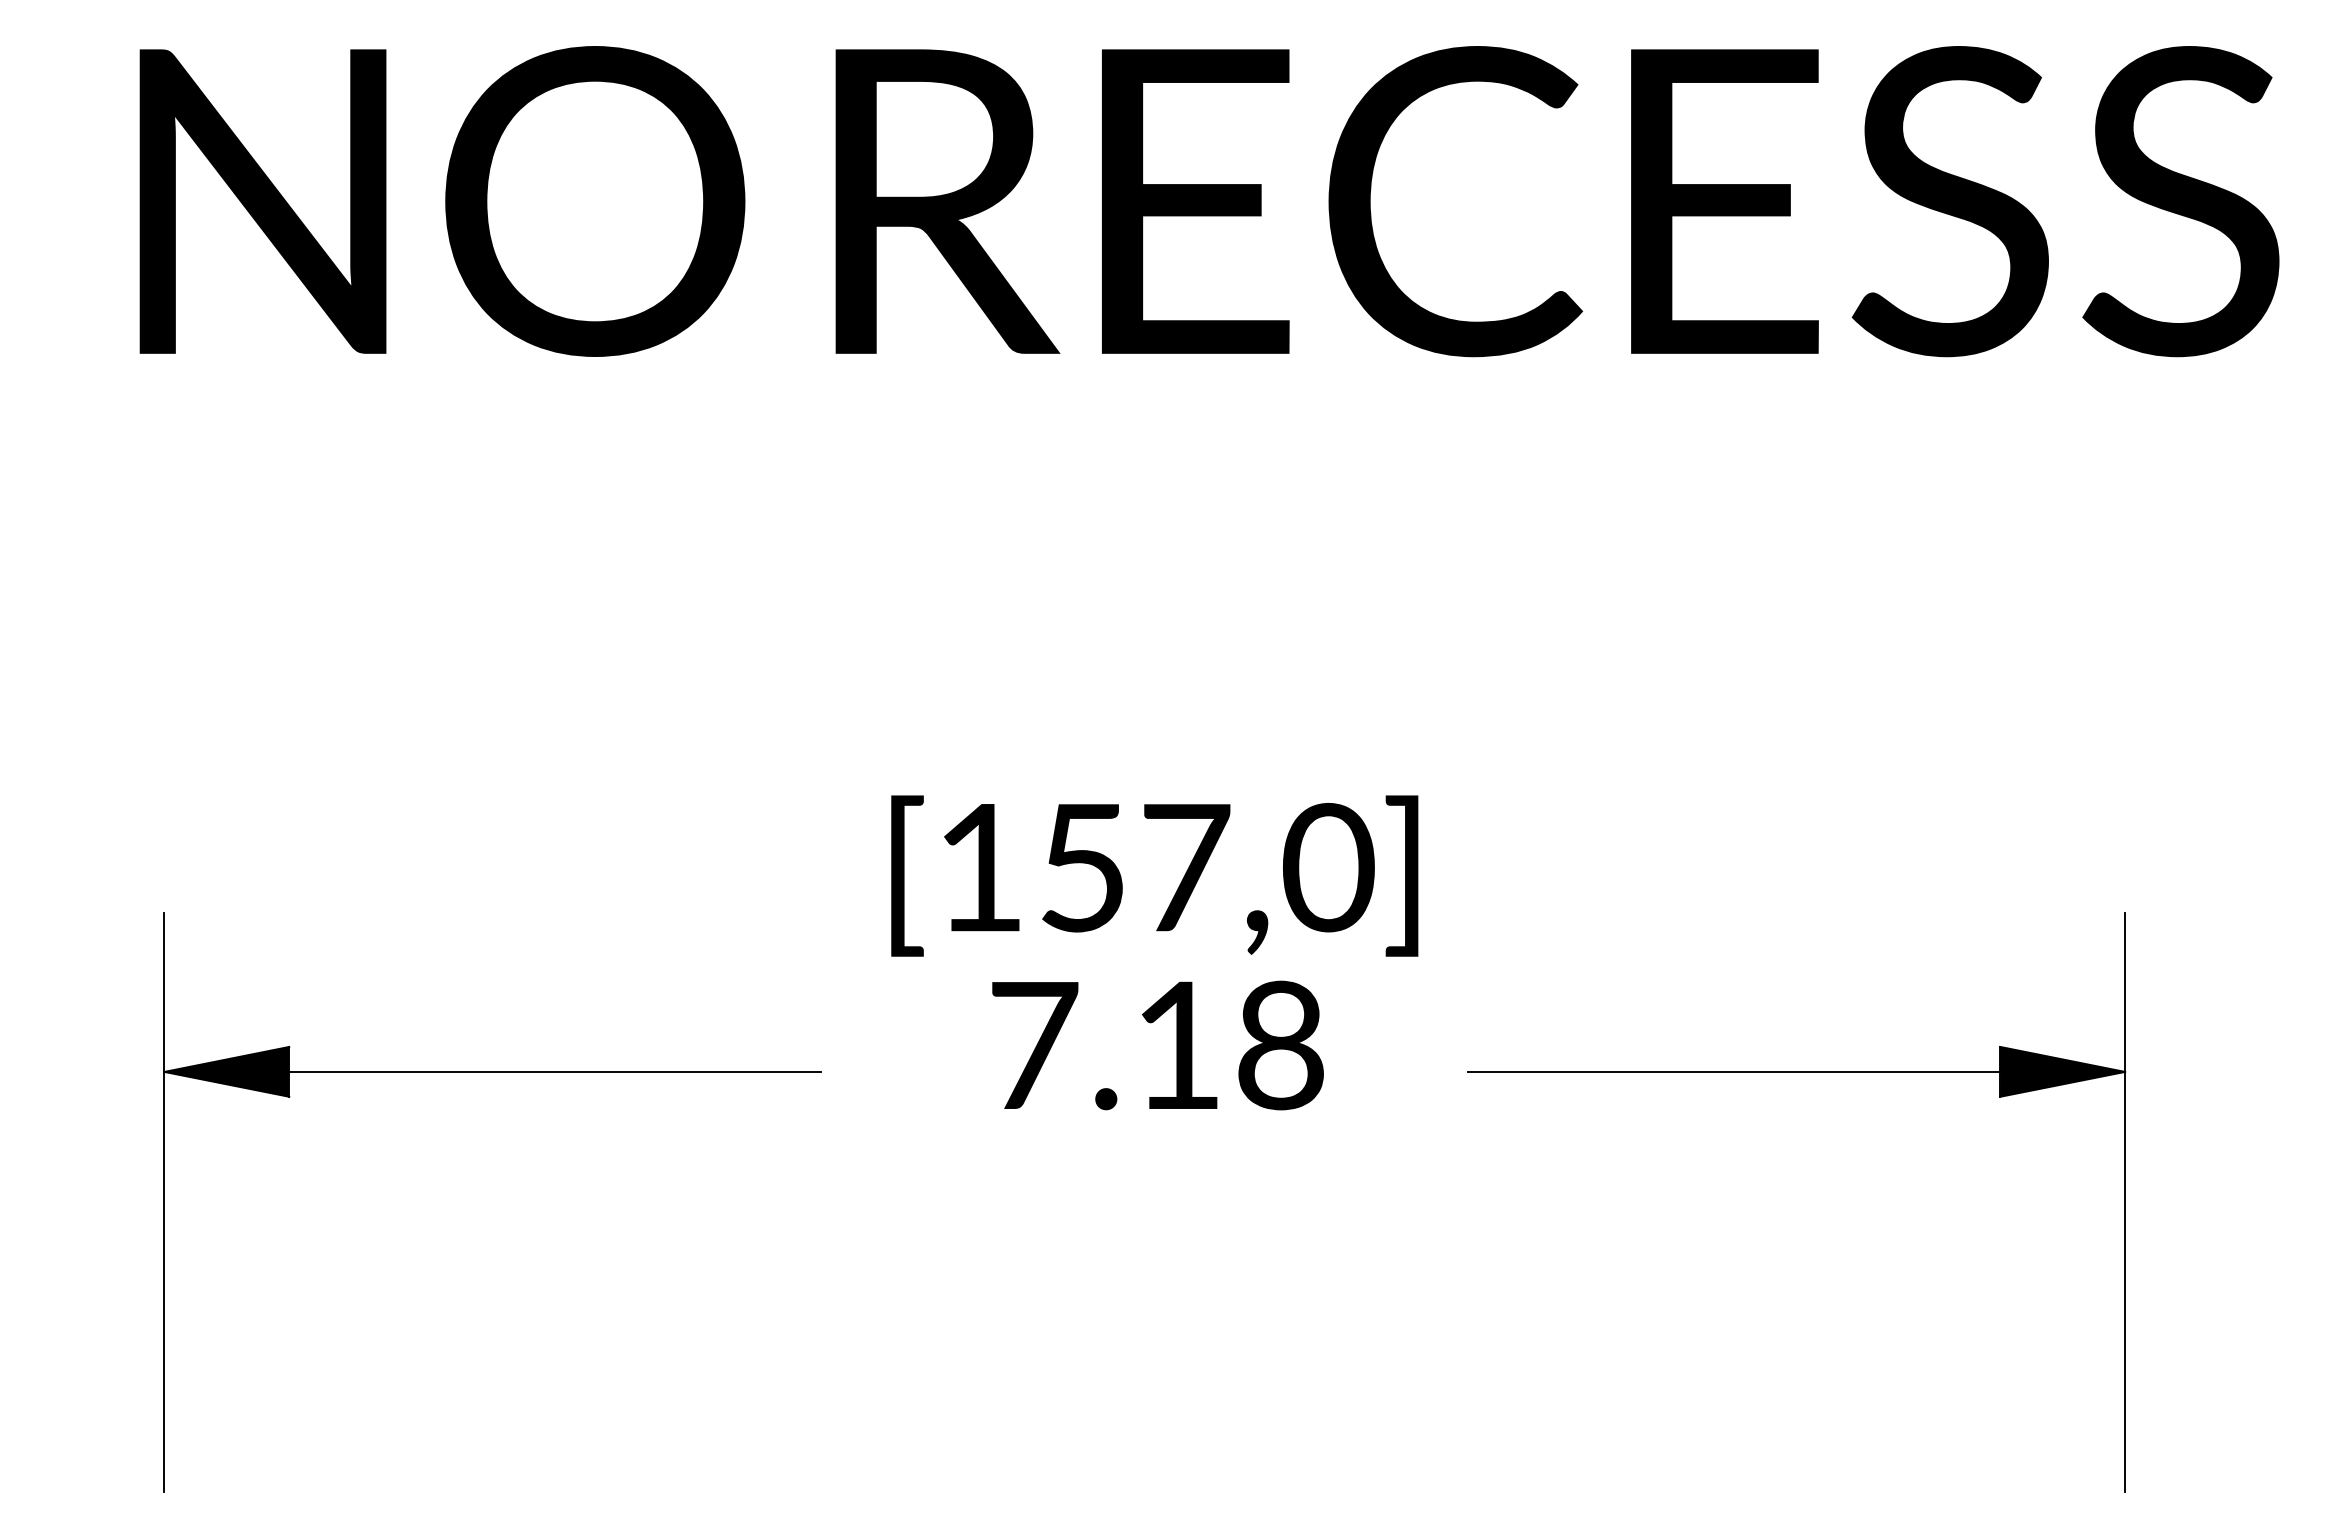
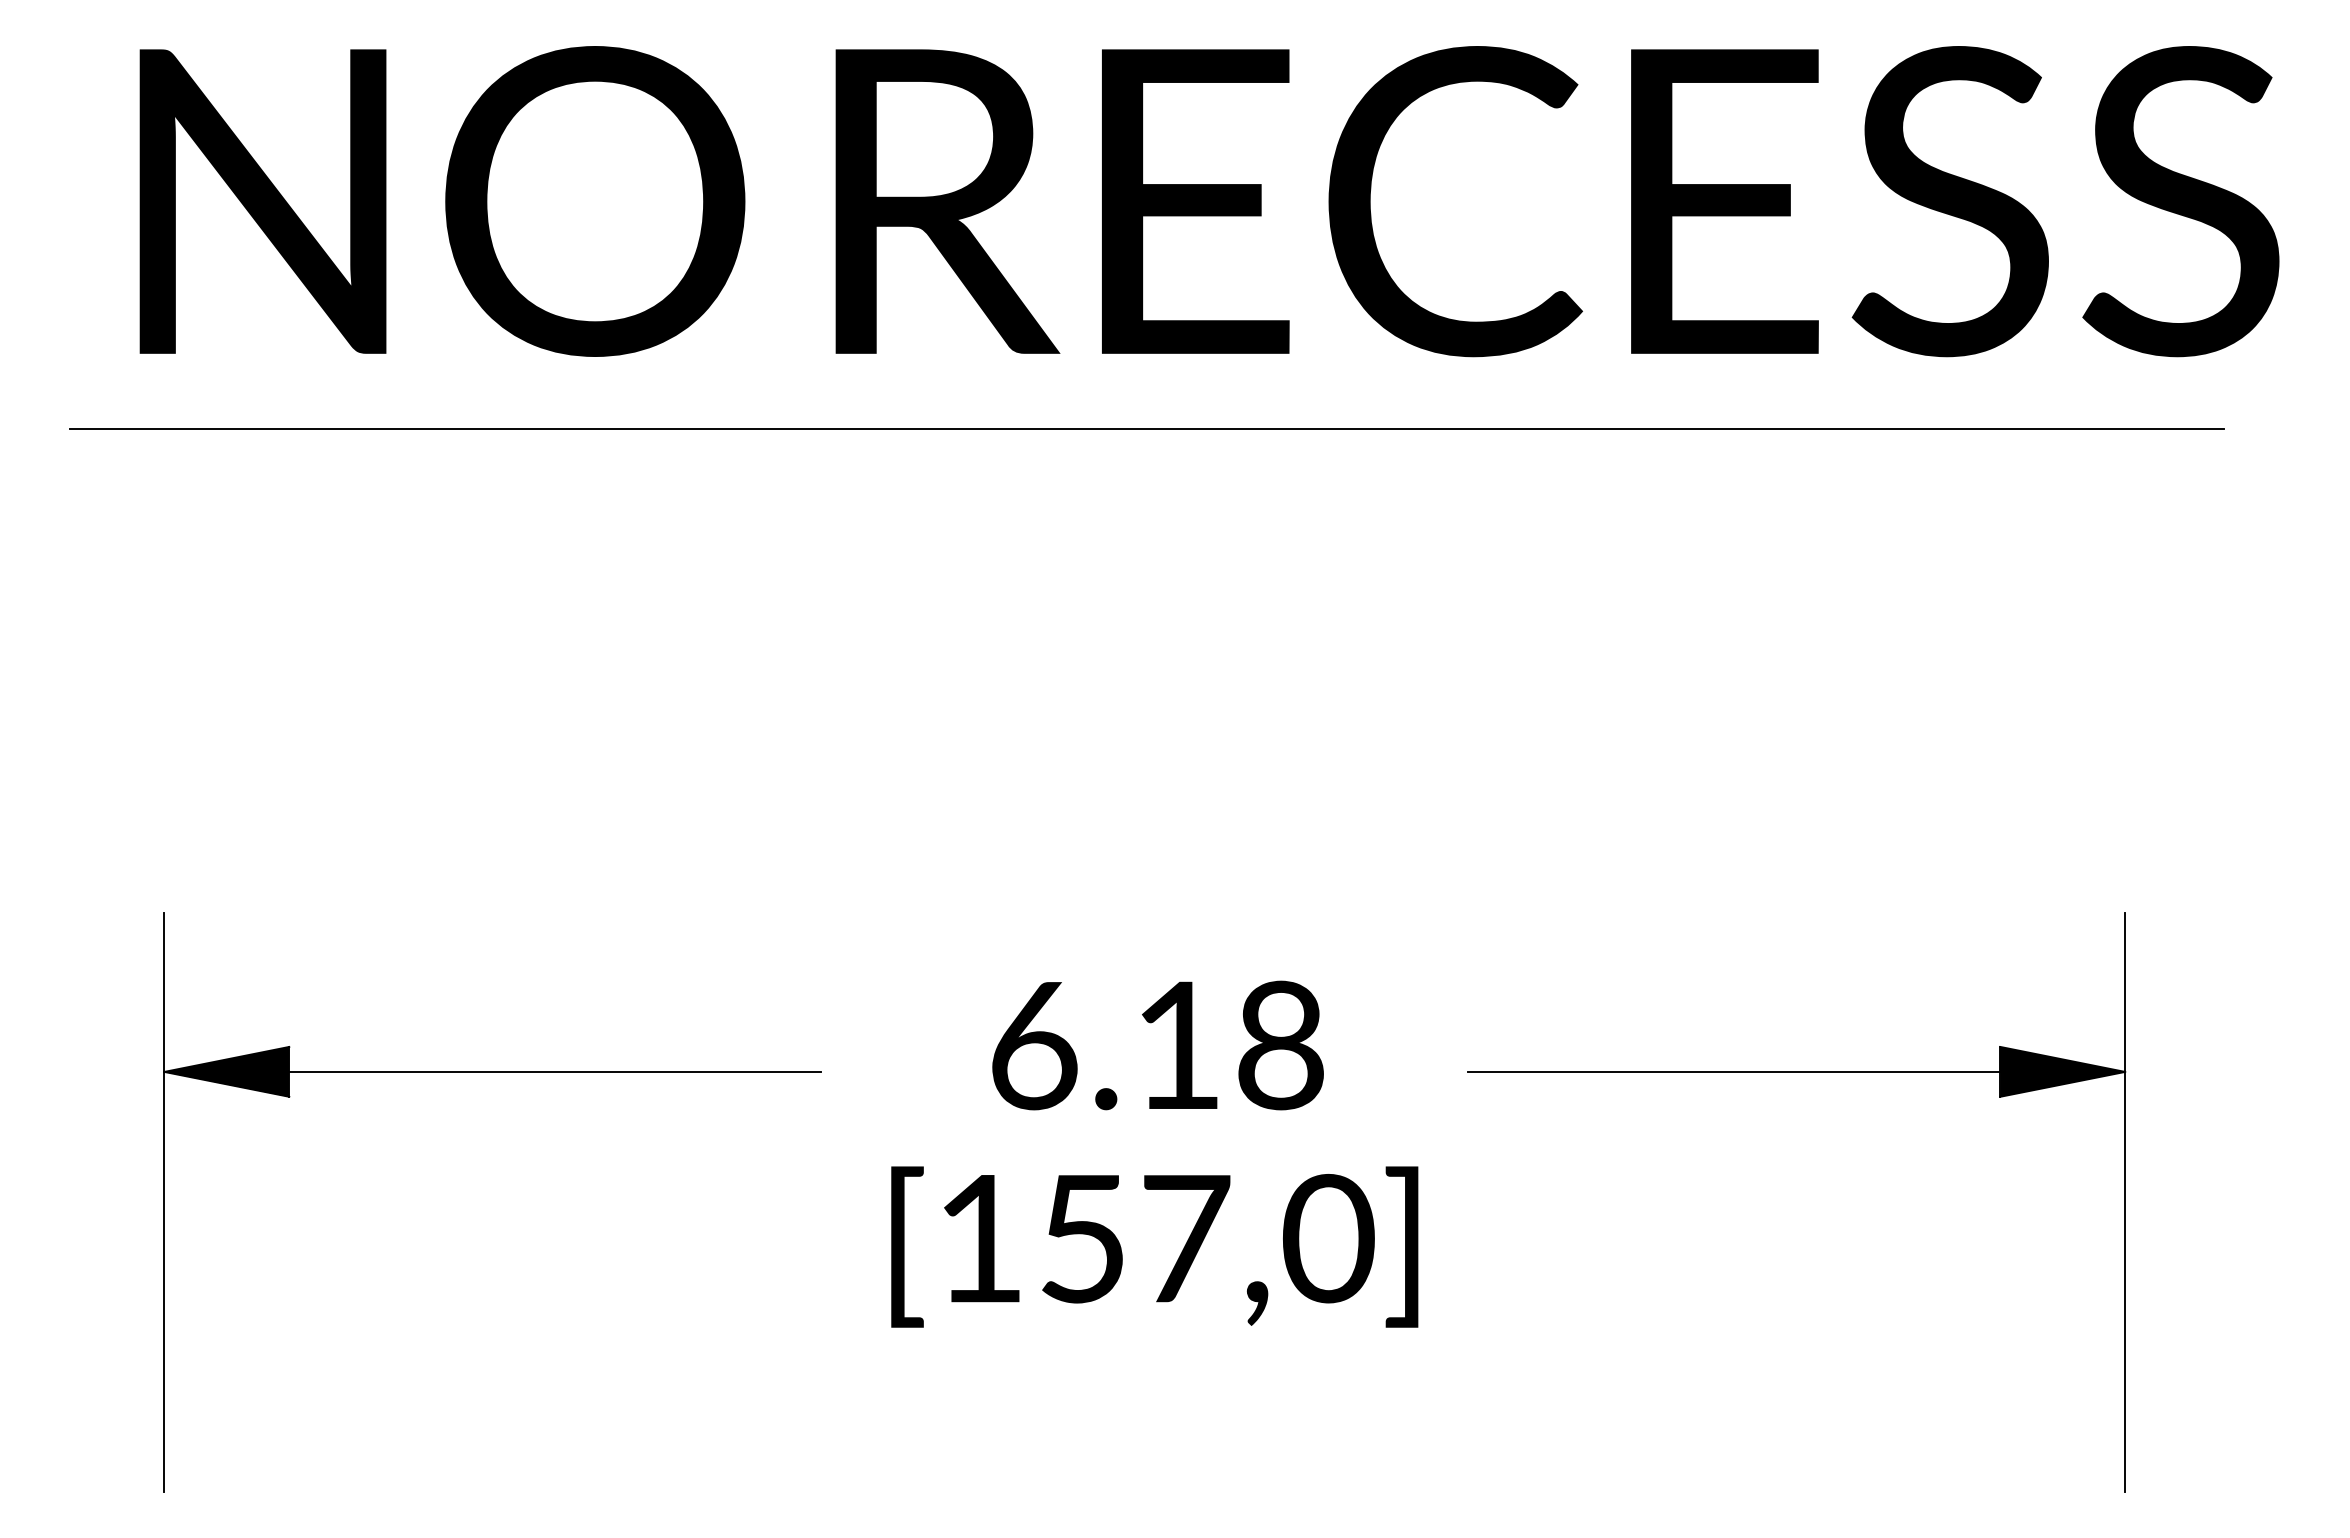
line: none -> present (1147, 428)
text position: (1154, 875) -> (1154, 1246) (1154, 1246)
text: 7.18 -> 6.18 (1035, 1046)
